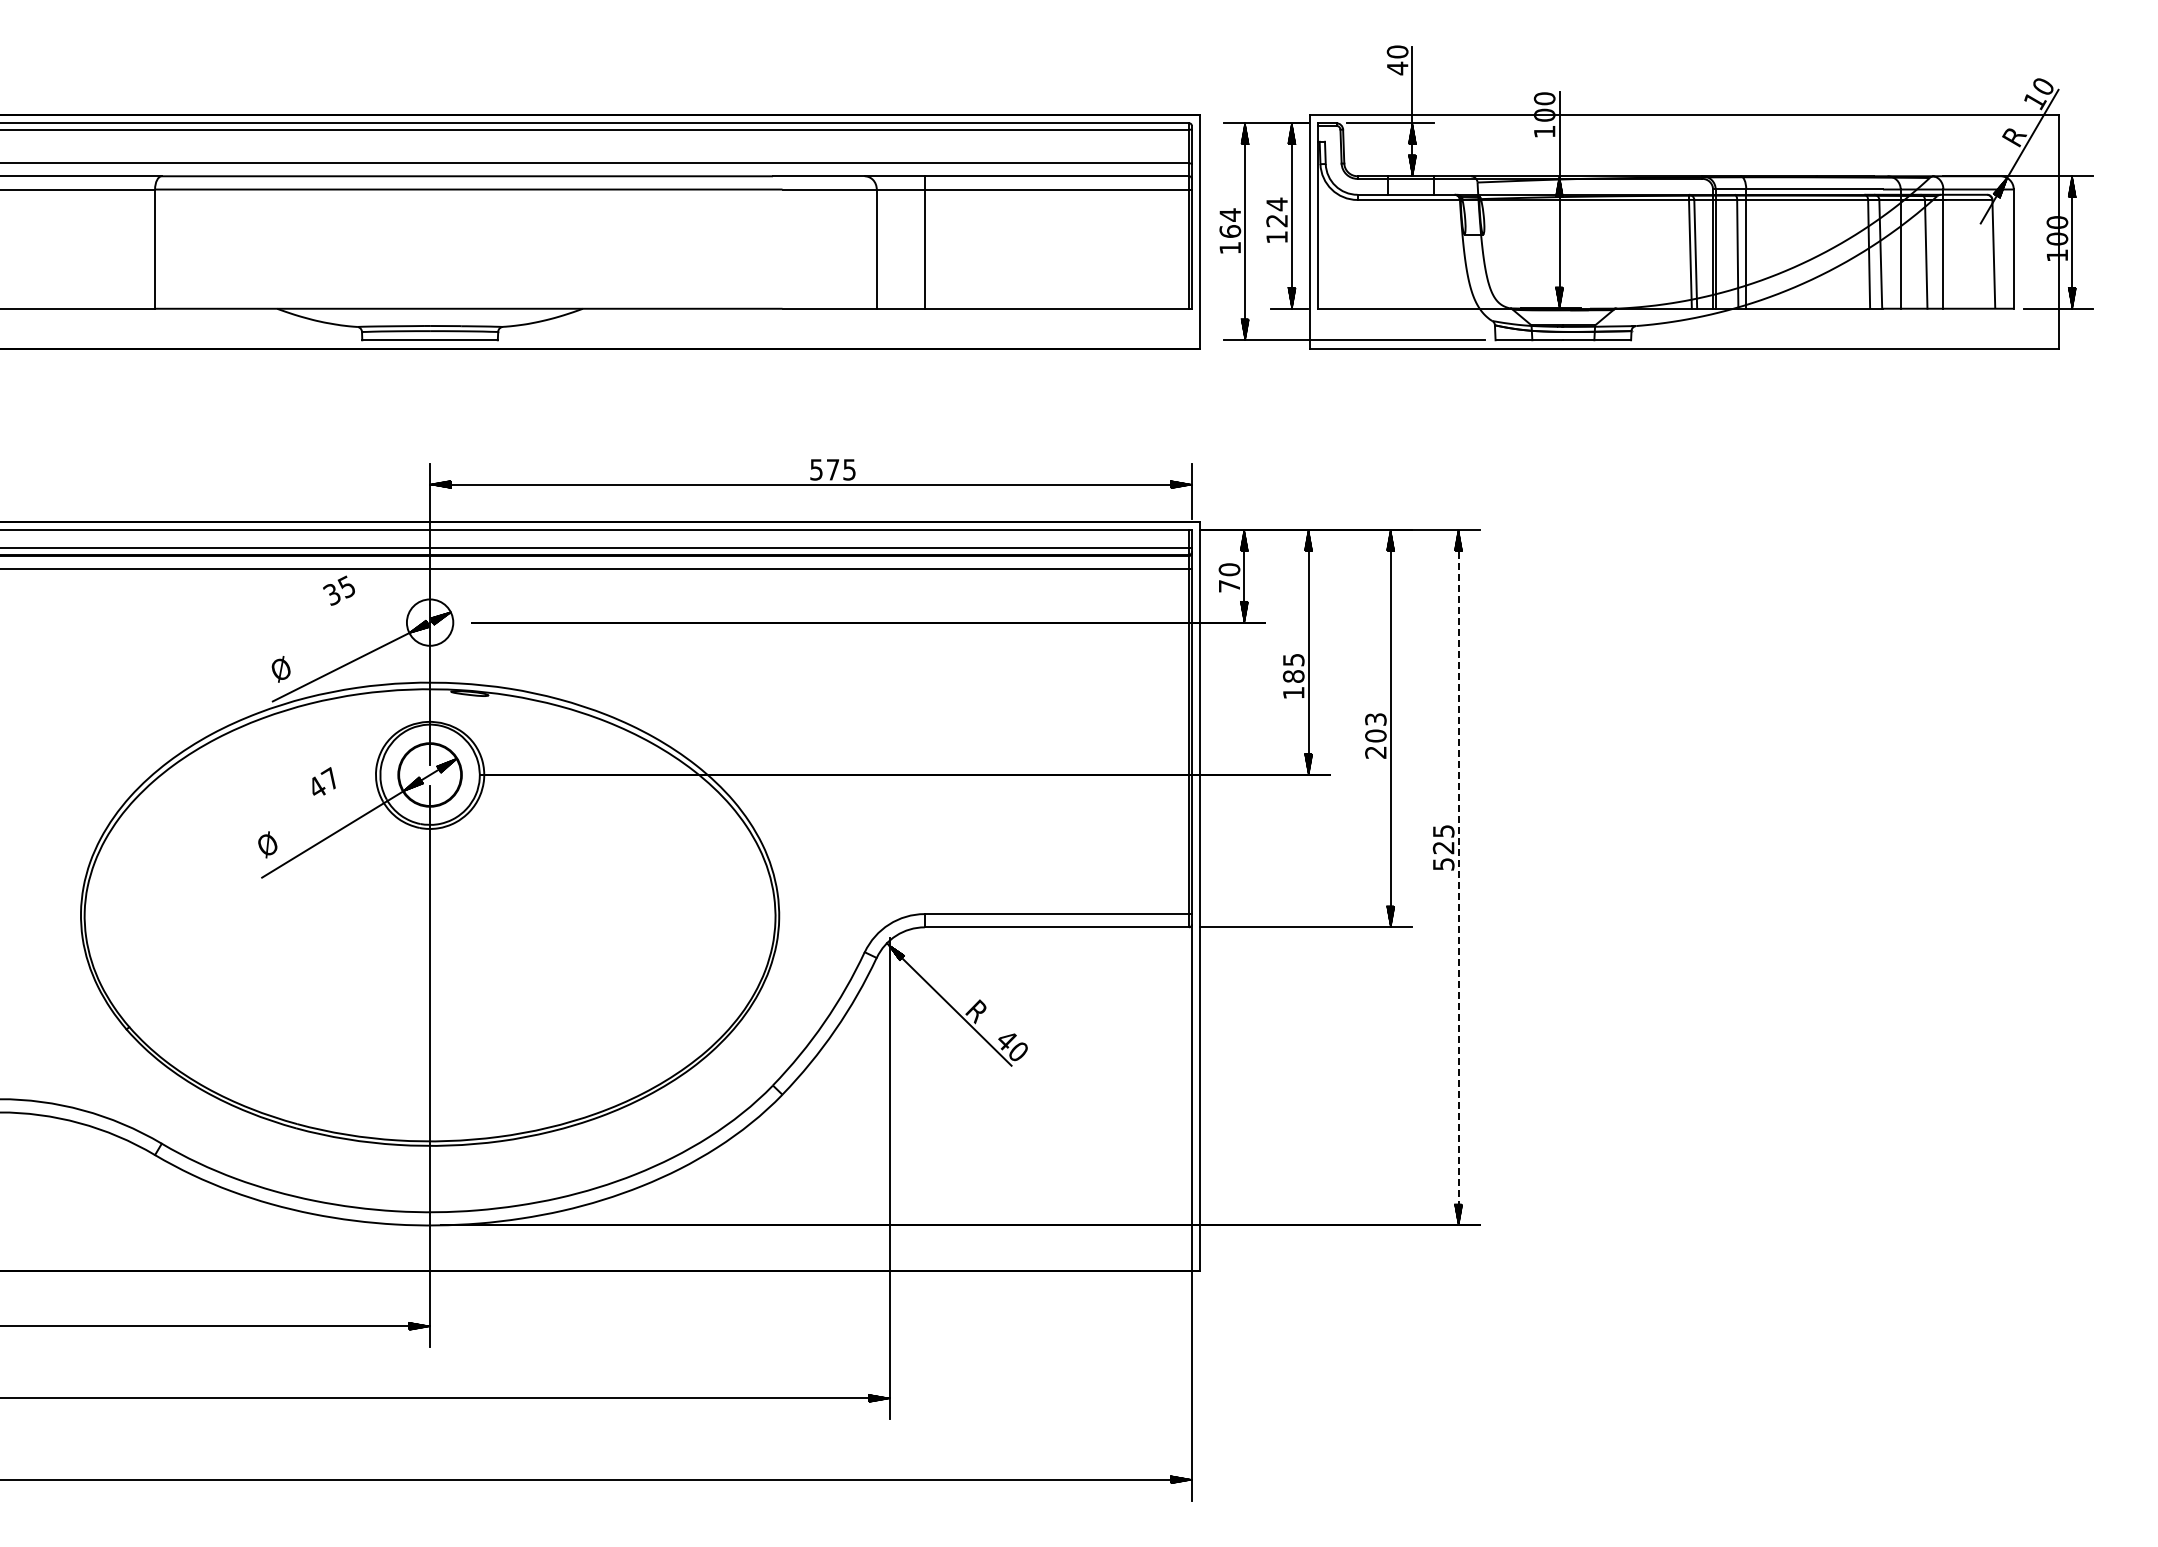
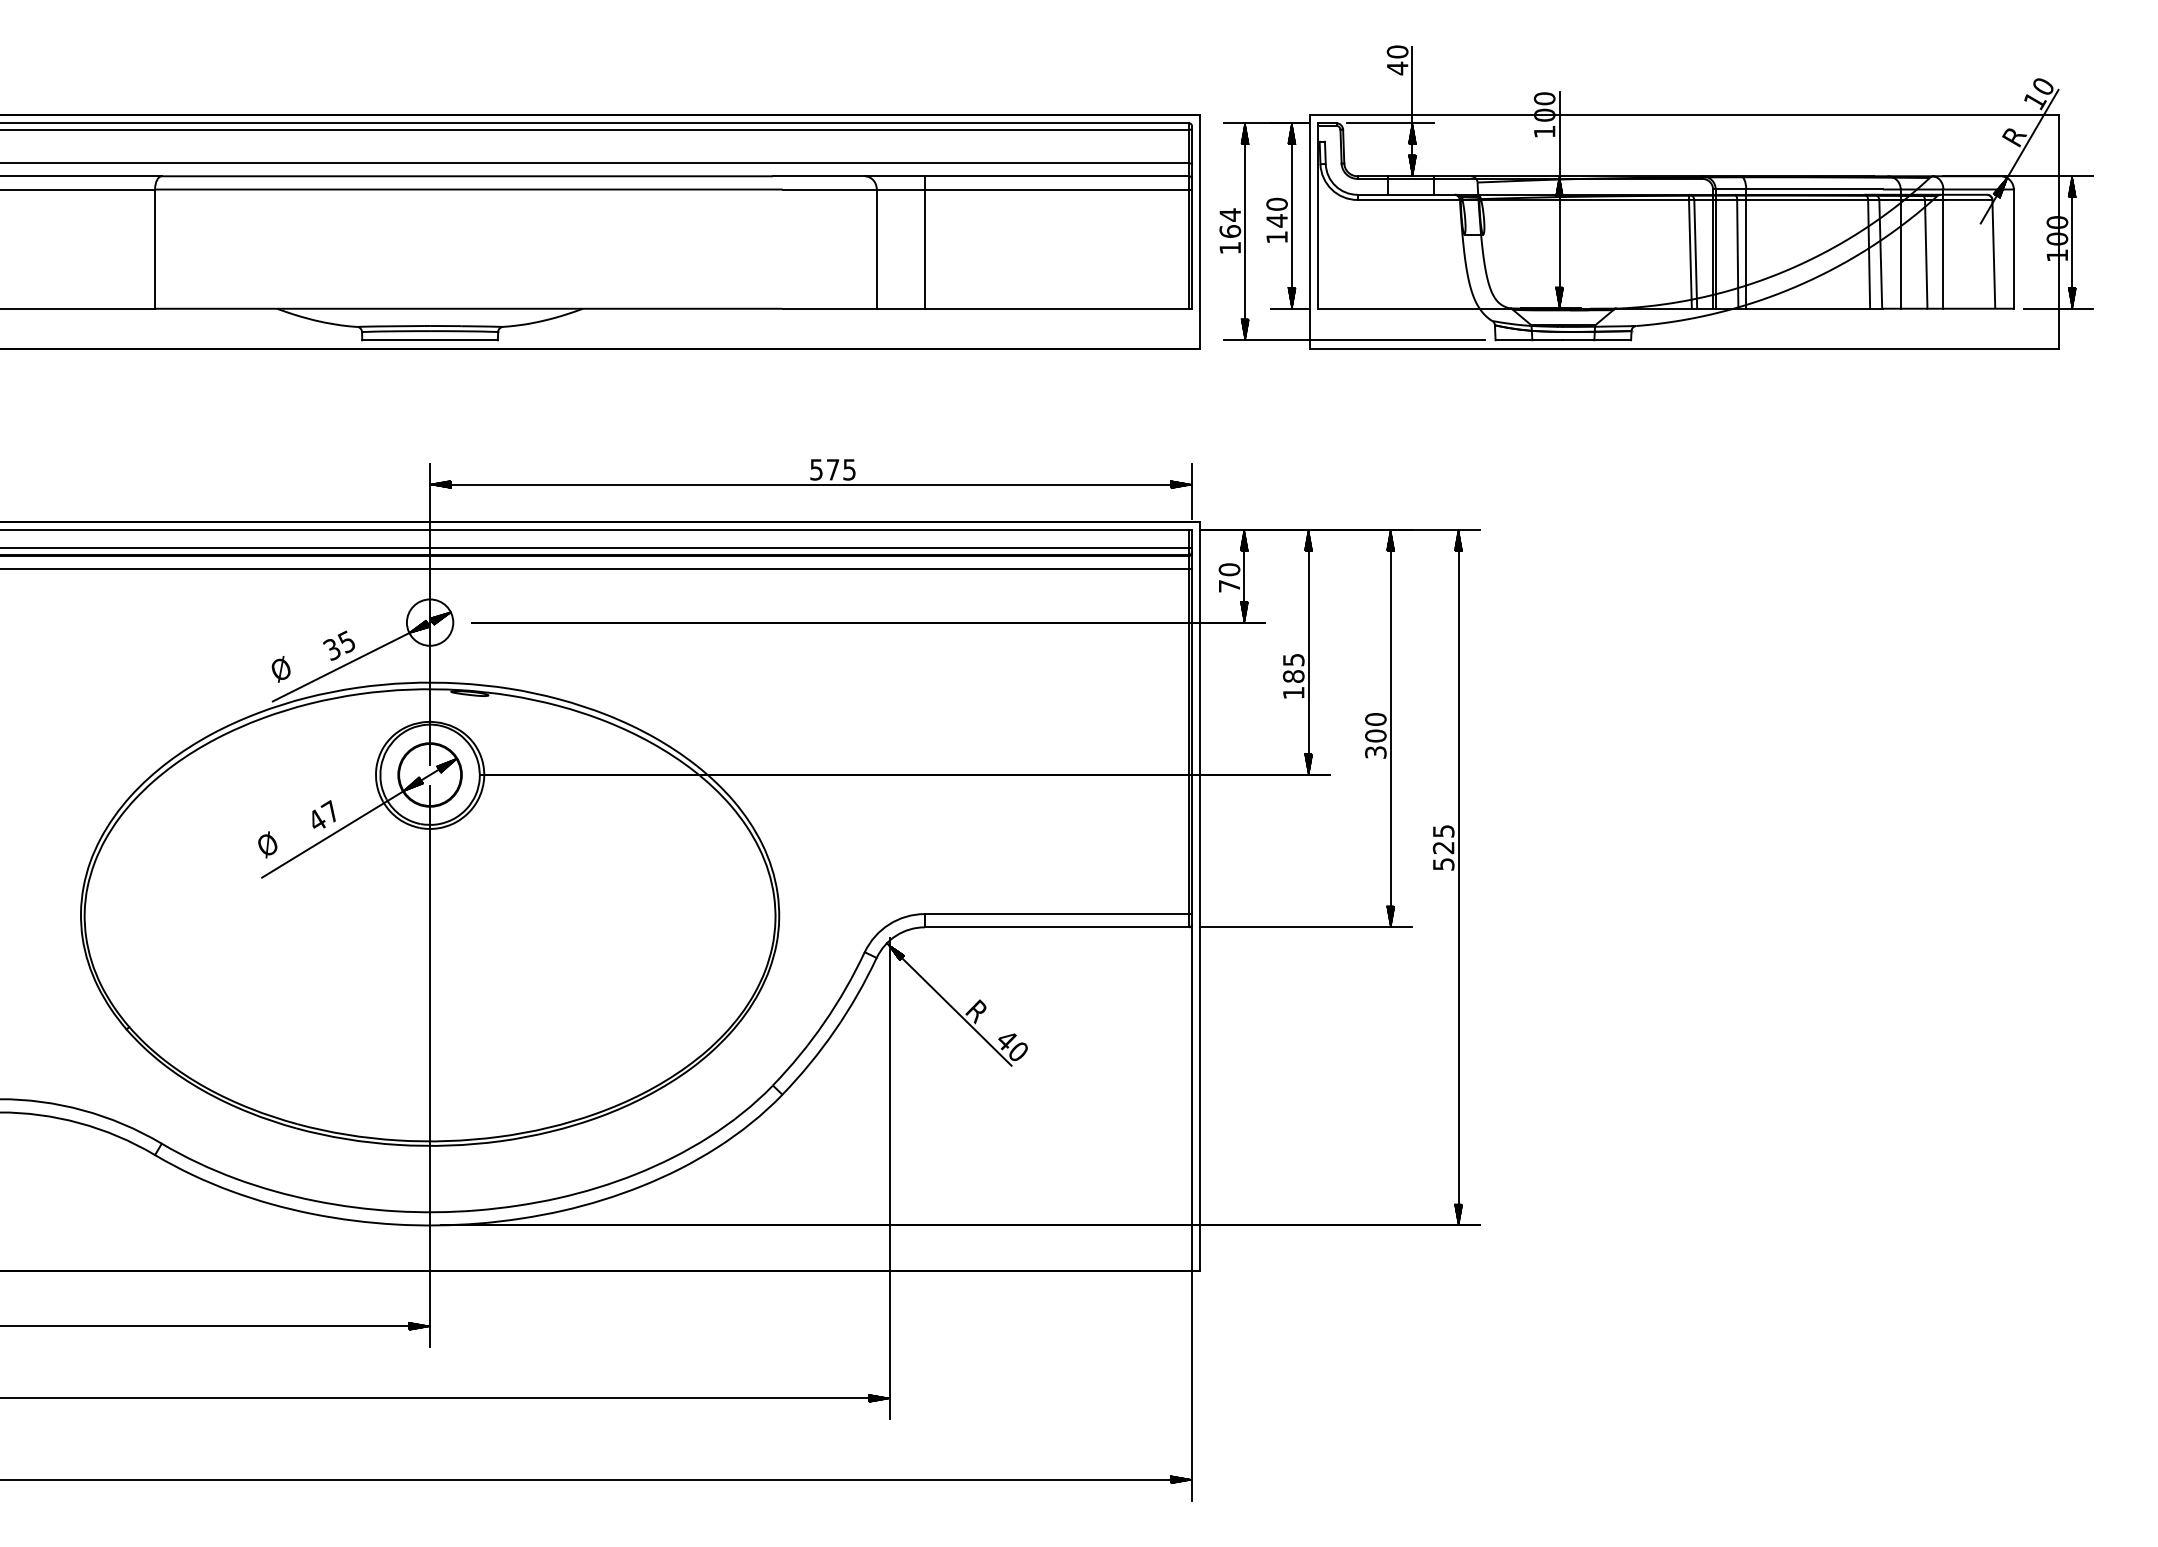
text: 124 -> 140 (1276, 212)
text position: (338, 590) -> (338, 645) (338, 645)
text: 203 -> 300 (1375, 735)
text position: (323, 781) -> (323, 814) (323, 814)
line: dashed -> solid (1458, 877)
